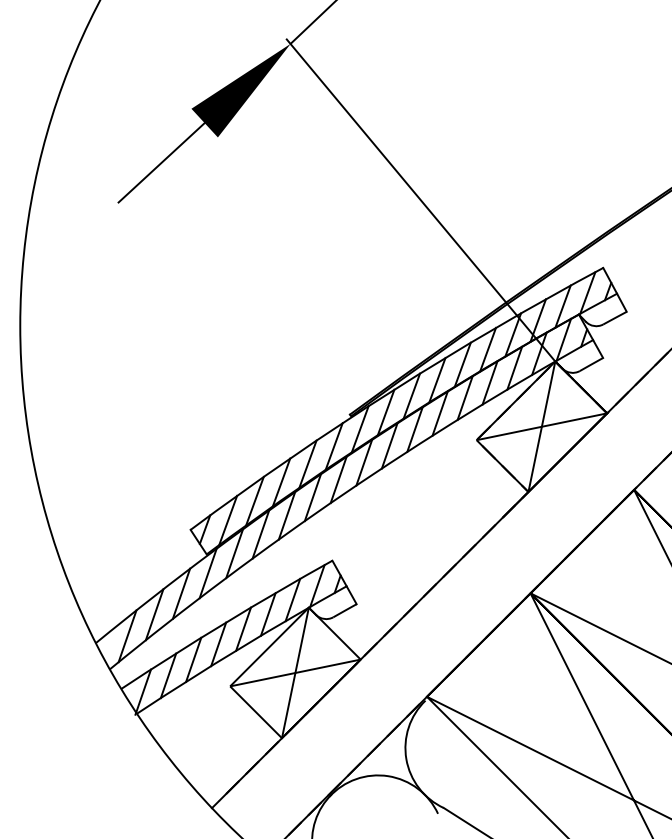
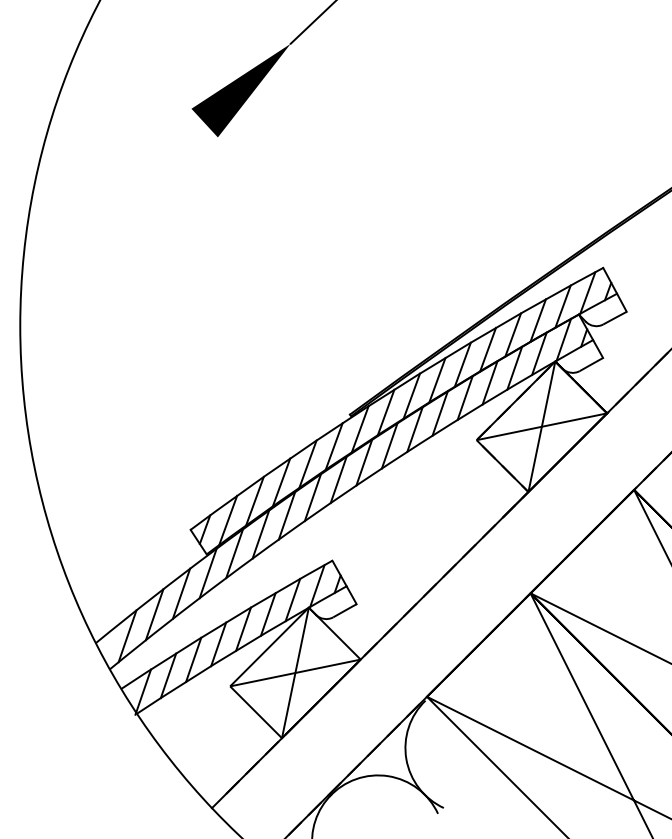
line: present -> none (161, 162)
line: present -> none (420, 200)
line: present -> none (465, 821)
